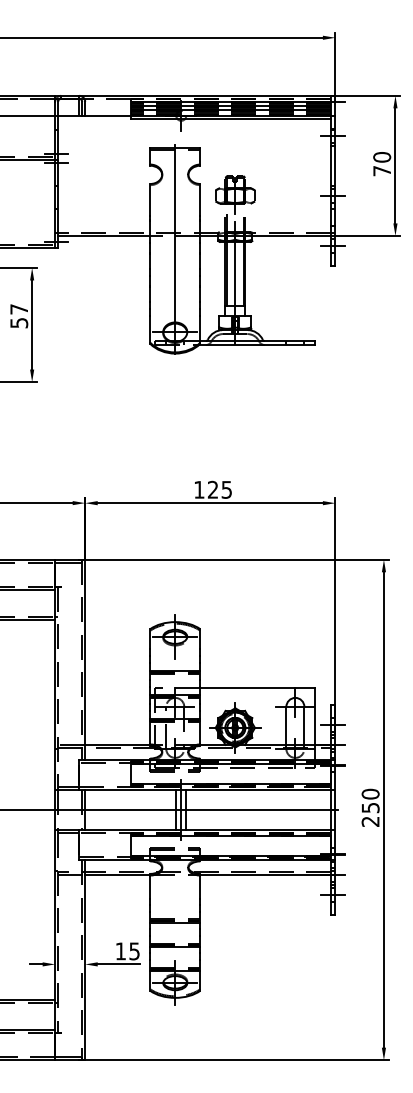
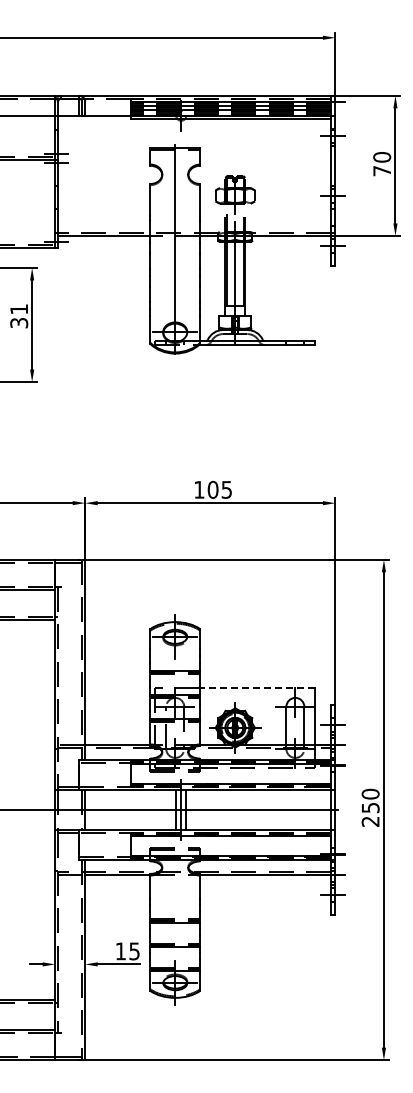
text: 57 -> 31 (18, 315)
text: 125 -> 105 (212, 489)
line: solid -> dashed (257, 687)
